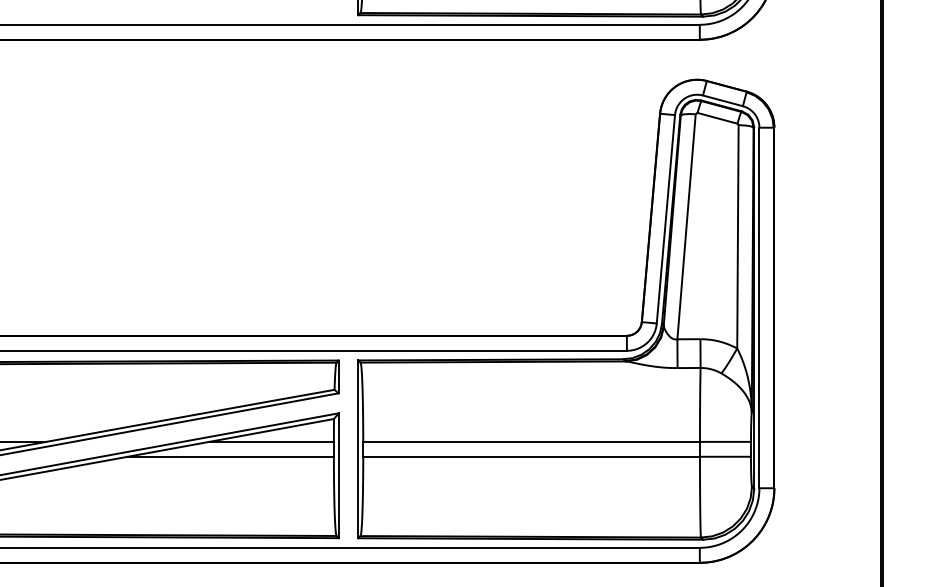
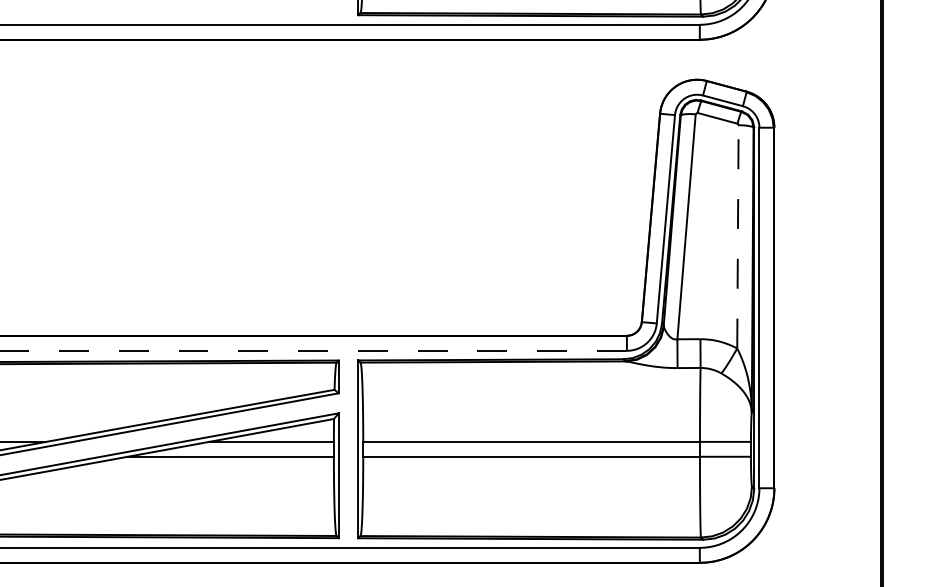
line: solid -> dashed (737, 236)
line: solid -> dashed (313, 350)
